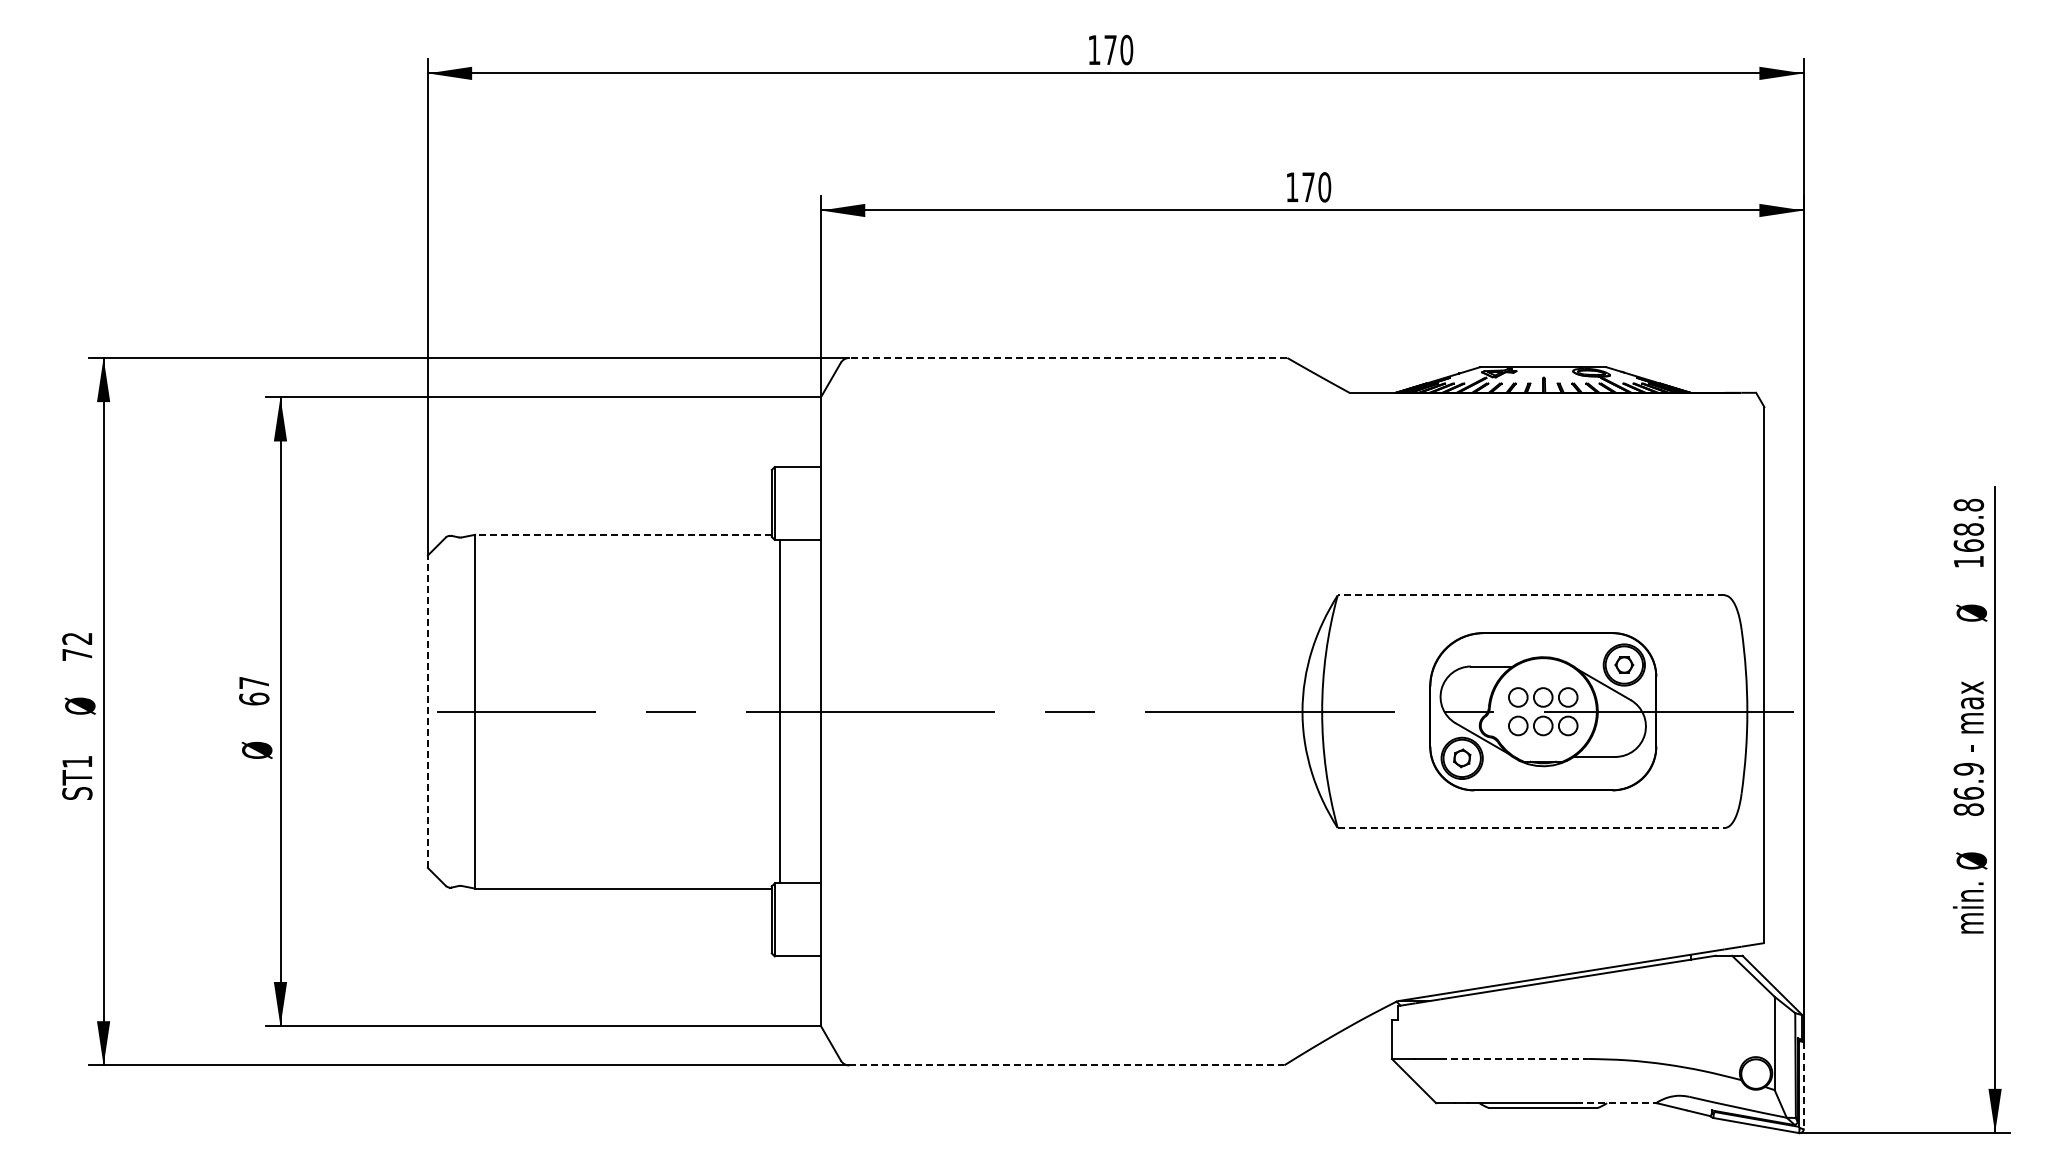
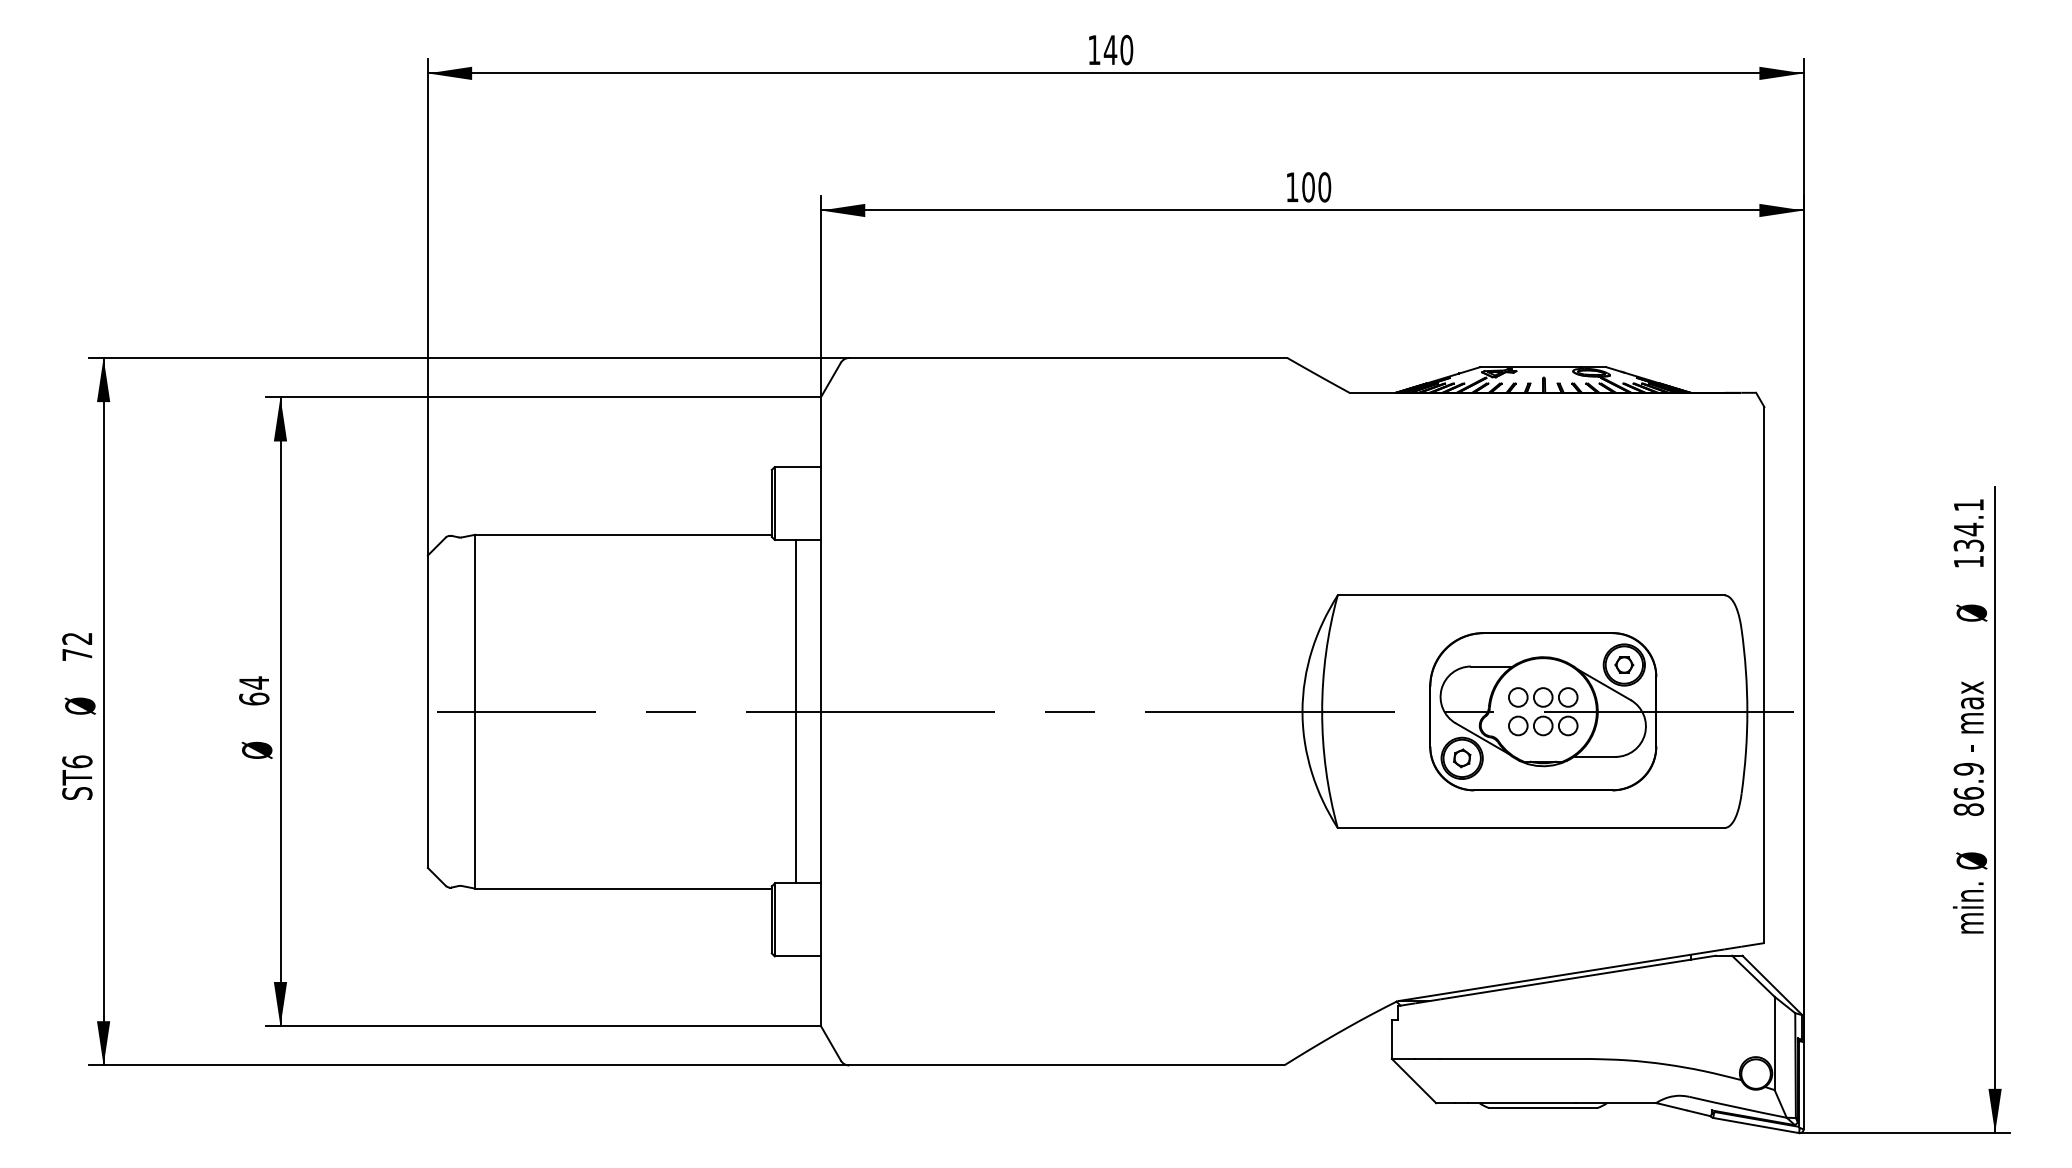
text: 170 -> 140 (1110, 49)
text: 170 -> 100 (1308, 187)
line: dashed -> solid (1067, 357)
text: 168.8 -> 134.1 (1968, 524)
line: dashed -> solid (622, 534)
line: dashed -> solid (1530, 595)
text: 67 -> 64 (253, 682)
line: dashed -> solid (427, 711)
line position: (780, 711) -> (796, 711) (796, 711)
text: ST1 -> ST6 (77, 761)
line: dashed -> solid (1531, 827)
line: dashed -> solid (1514, 1058)
line: dashed -> solid (1067, 1065)
line: dashed -> solid (1803, 1085)
line: dashed -> solid (1616, 1103)
